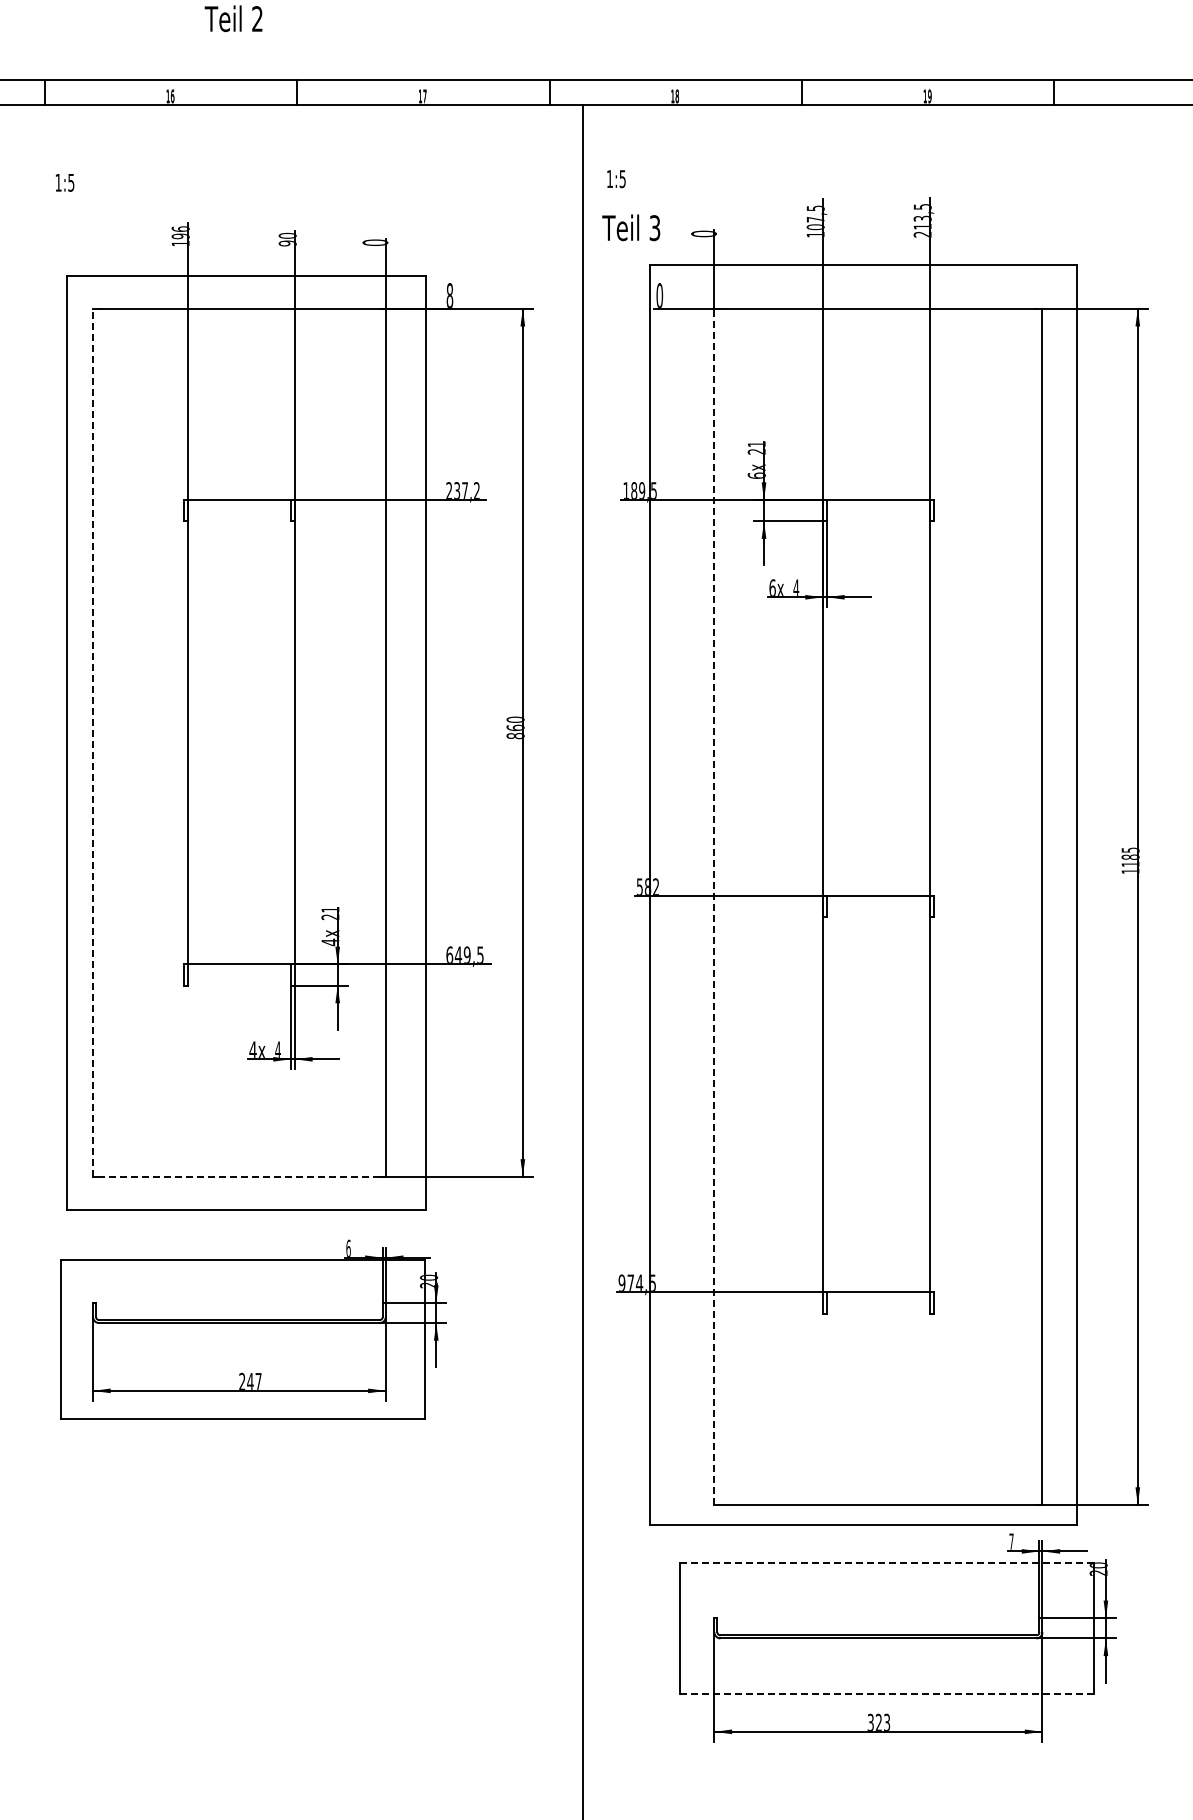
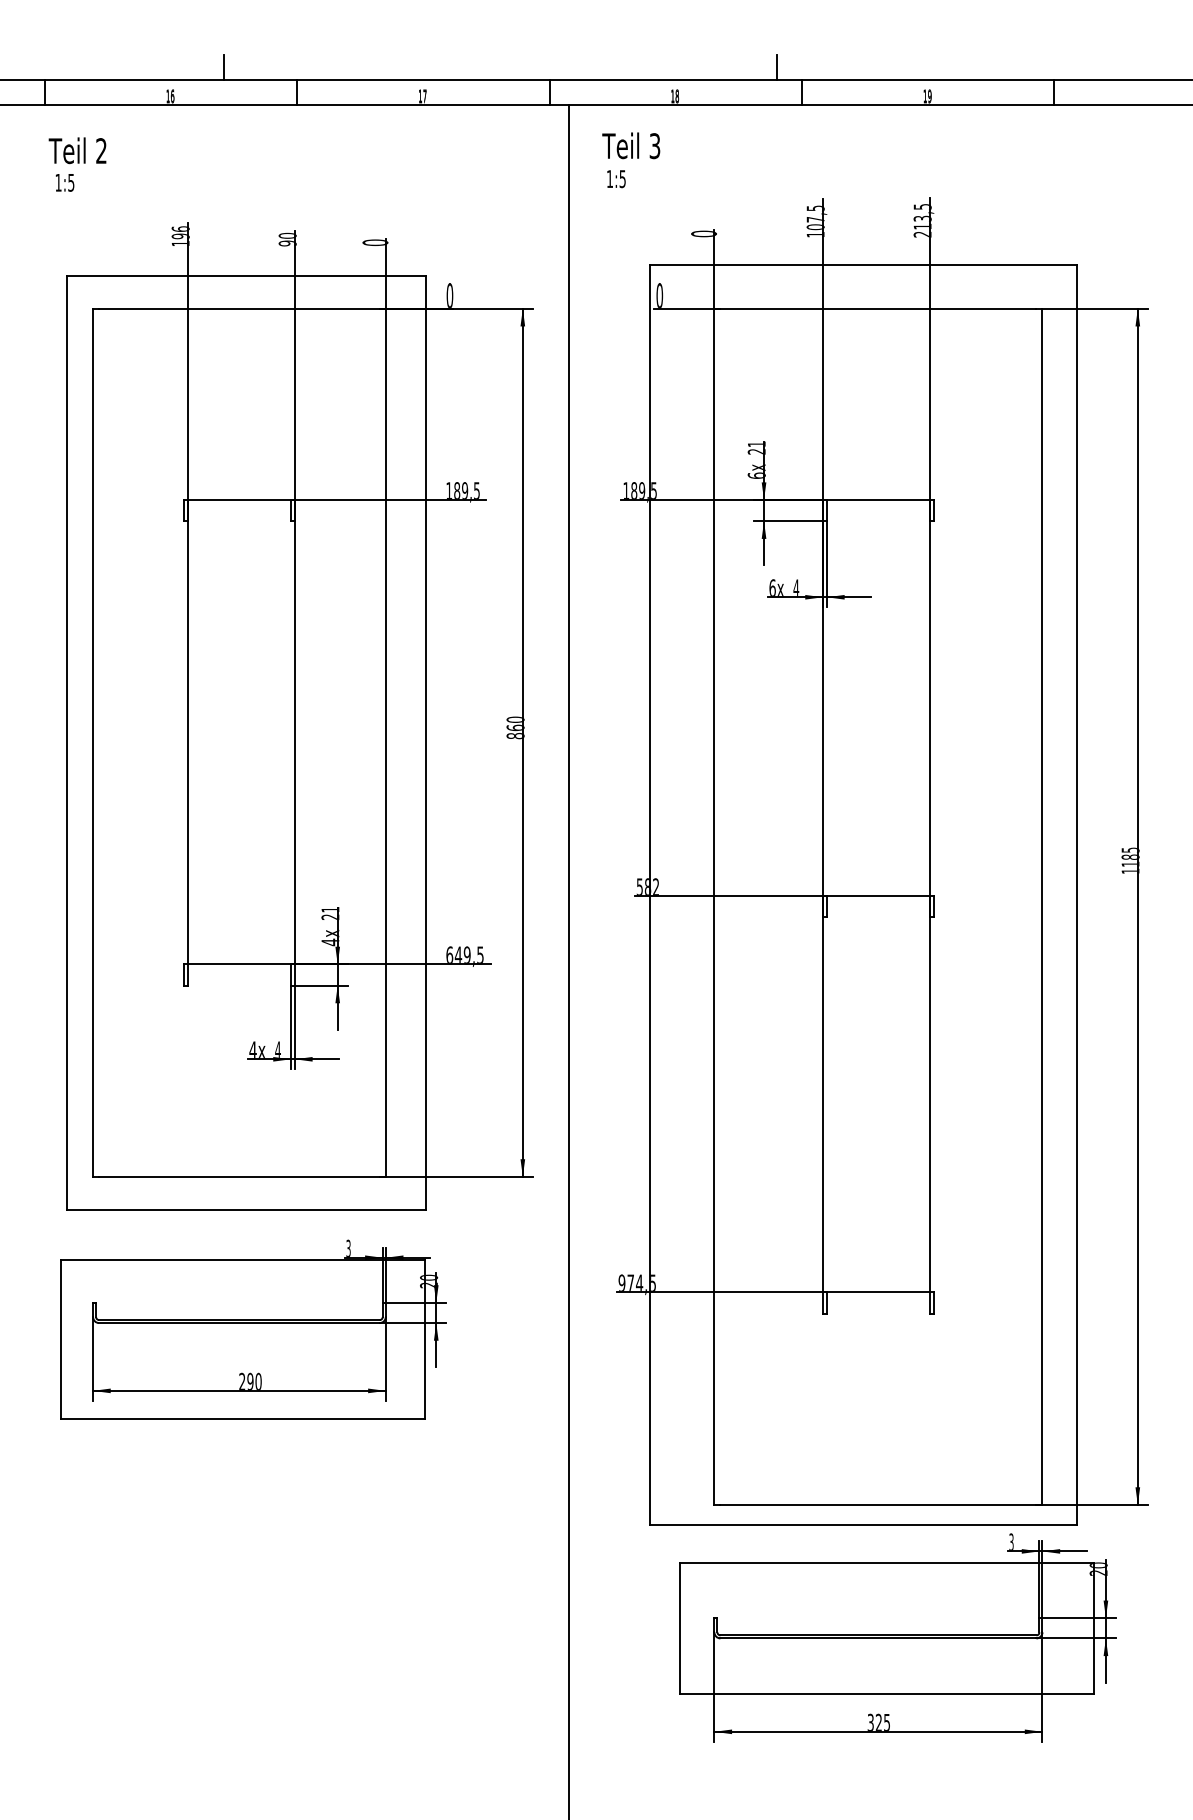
text position: (233, 18) -> (77, 150) (77, 150)
line: none -> present (223, 66)
line: none -> present (776, 66)
text position: (631, 227) -> (631, 145) (631, 145)
text: 8 -> 0 (449, 295)
text: 237,2 -> 189,5 (462, 490)
line: dashed -> solid (93, 742)
line: dashed -> solid (714, 906)
line position: (583, 960) -> (569, 960) (569, 960)
line: dashed -> solid (238, 1176)
text: 6 -> 3 (348, 1247)
text: 247 -> 290 (254, 1380)
text: 7 -> 3 (1011, 1541)
line: dashed -> solid (886, 1562)
line: dashed -> solid (887, 1693)
text: 323 -> 325 (887, 1721)
